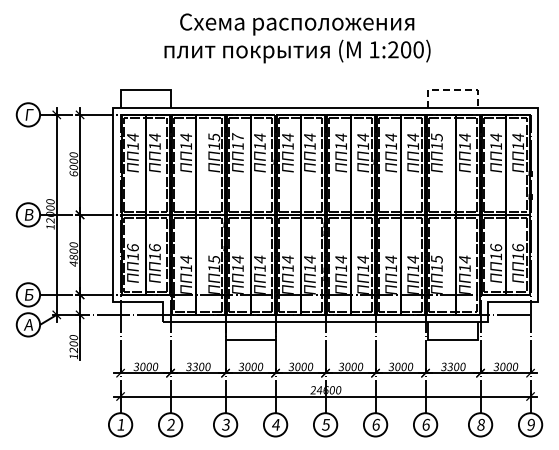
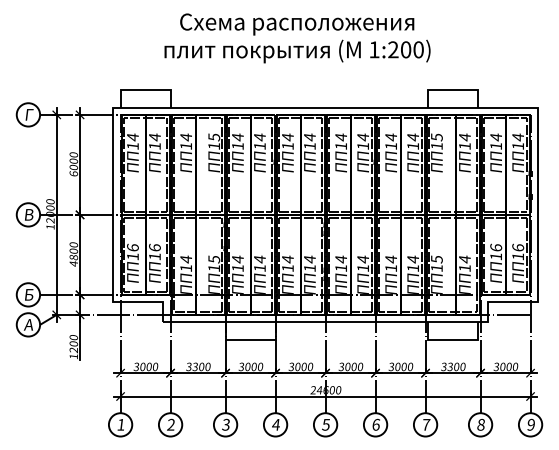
line: dashed -> solid (453, 89)
text: 17 -> 14 (237, 137)
text: 6 -> 7 (426, 424)
